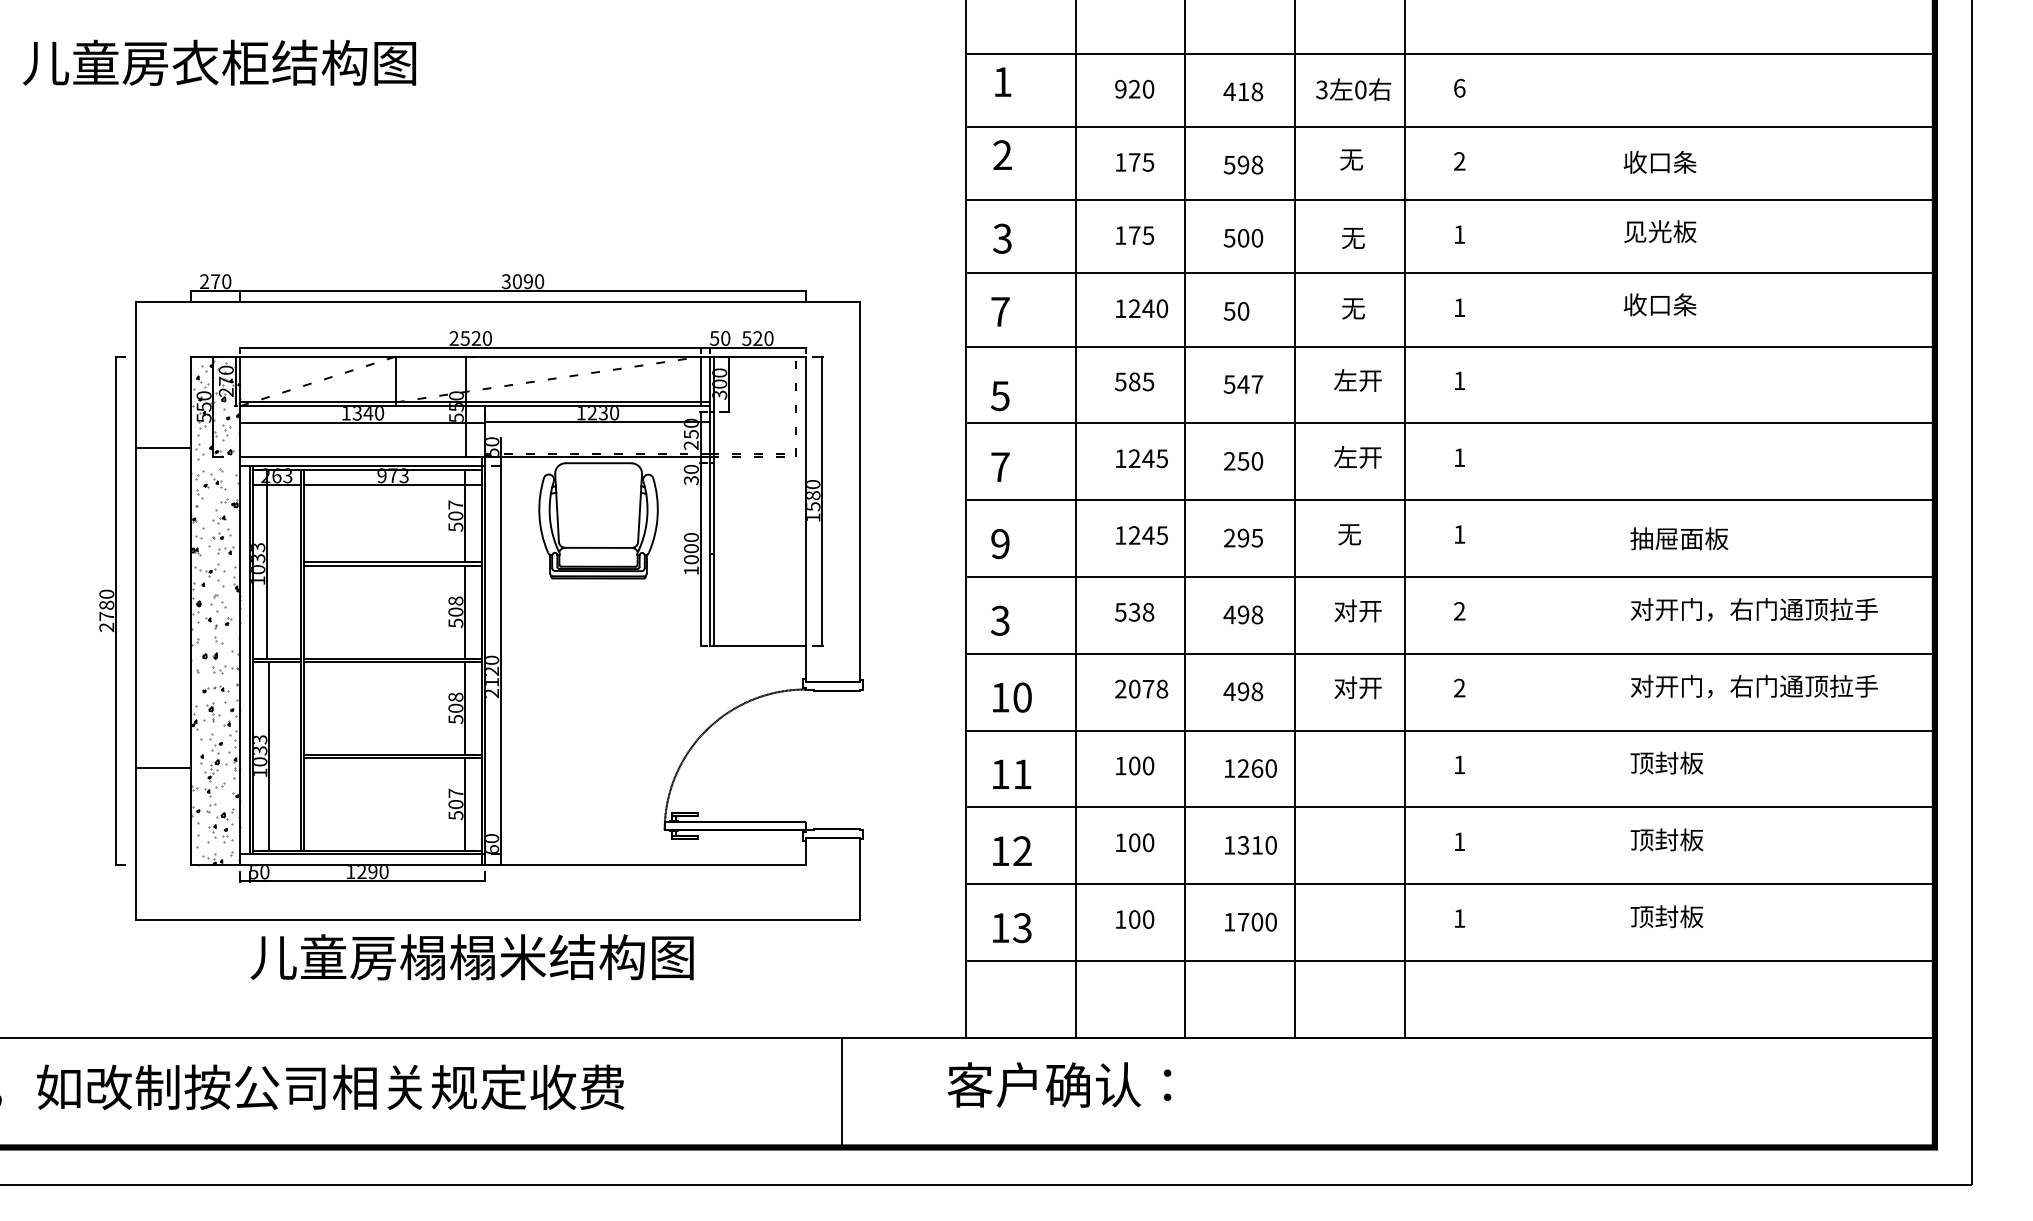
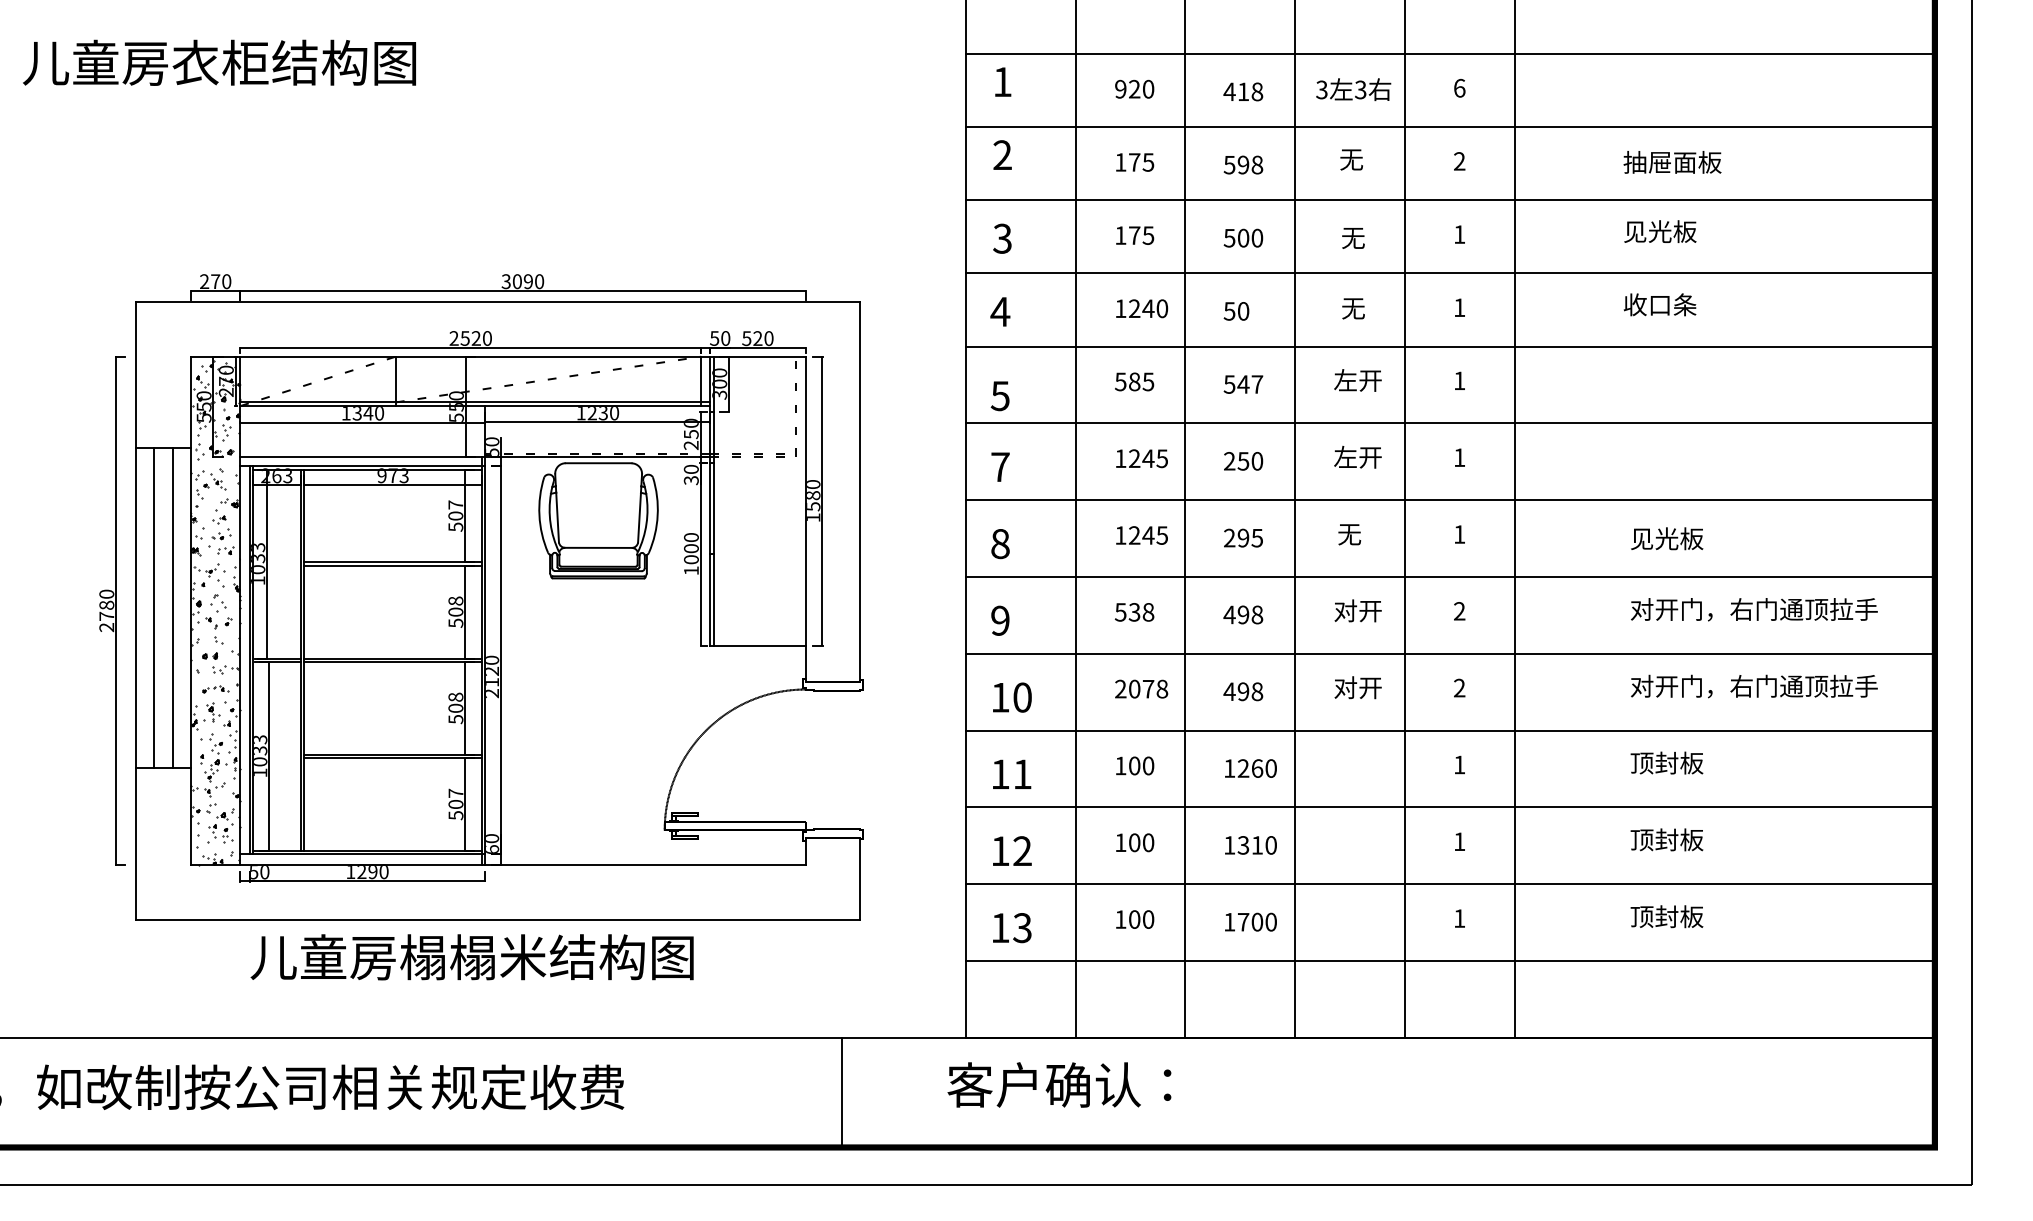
text: 0 -> 3 (1360, 89)
text: 收口条 -> 抽屉面板 (1672, 162)
text: 7 -> 4 (1000, 311)
line: none -> present (1514, 519)
text: 抽屉面板 -> 见光板 (1679, 538)
text: 9 -> 8 (1000, 543)
line: none -> present (154, 608)
line: none -> present (172, 608)
hatch: none -> present (215, 613)
text: 3 -> 9 (1000, 620)
